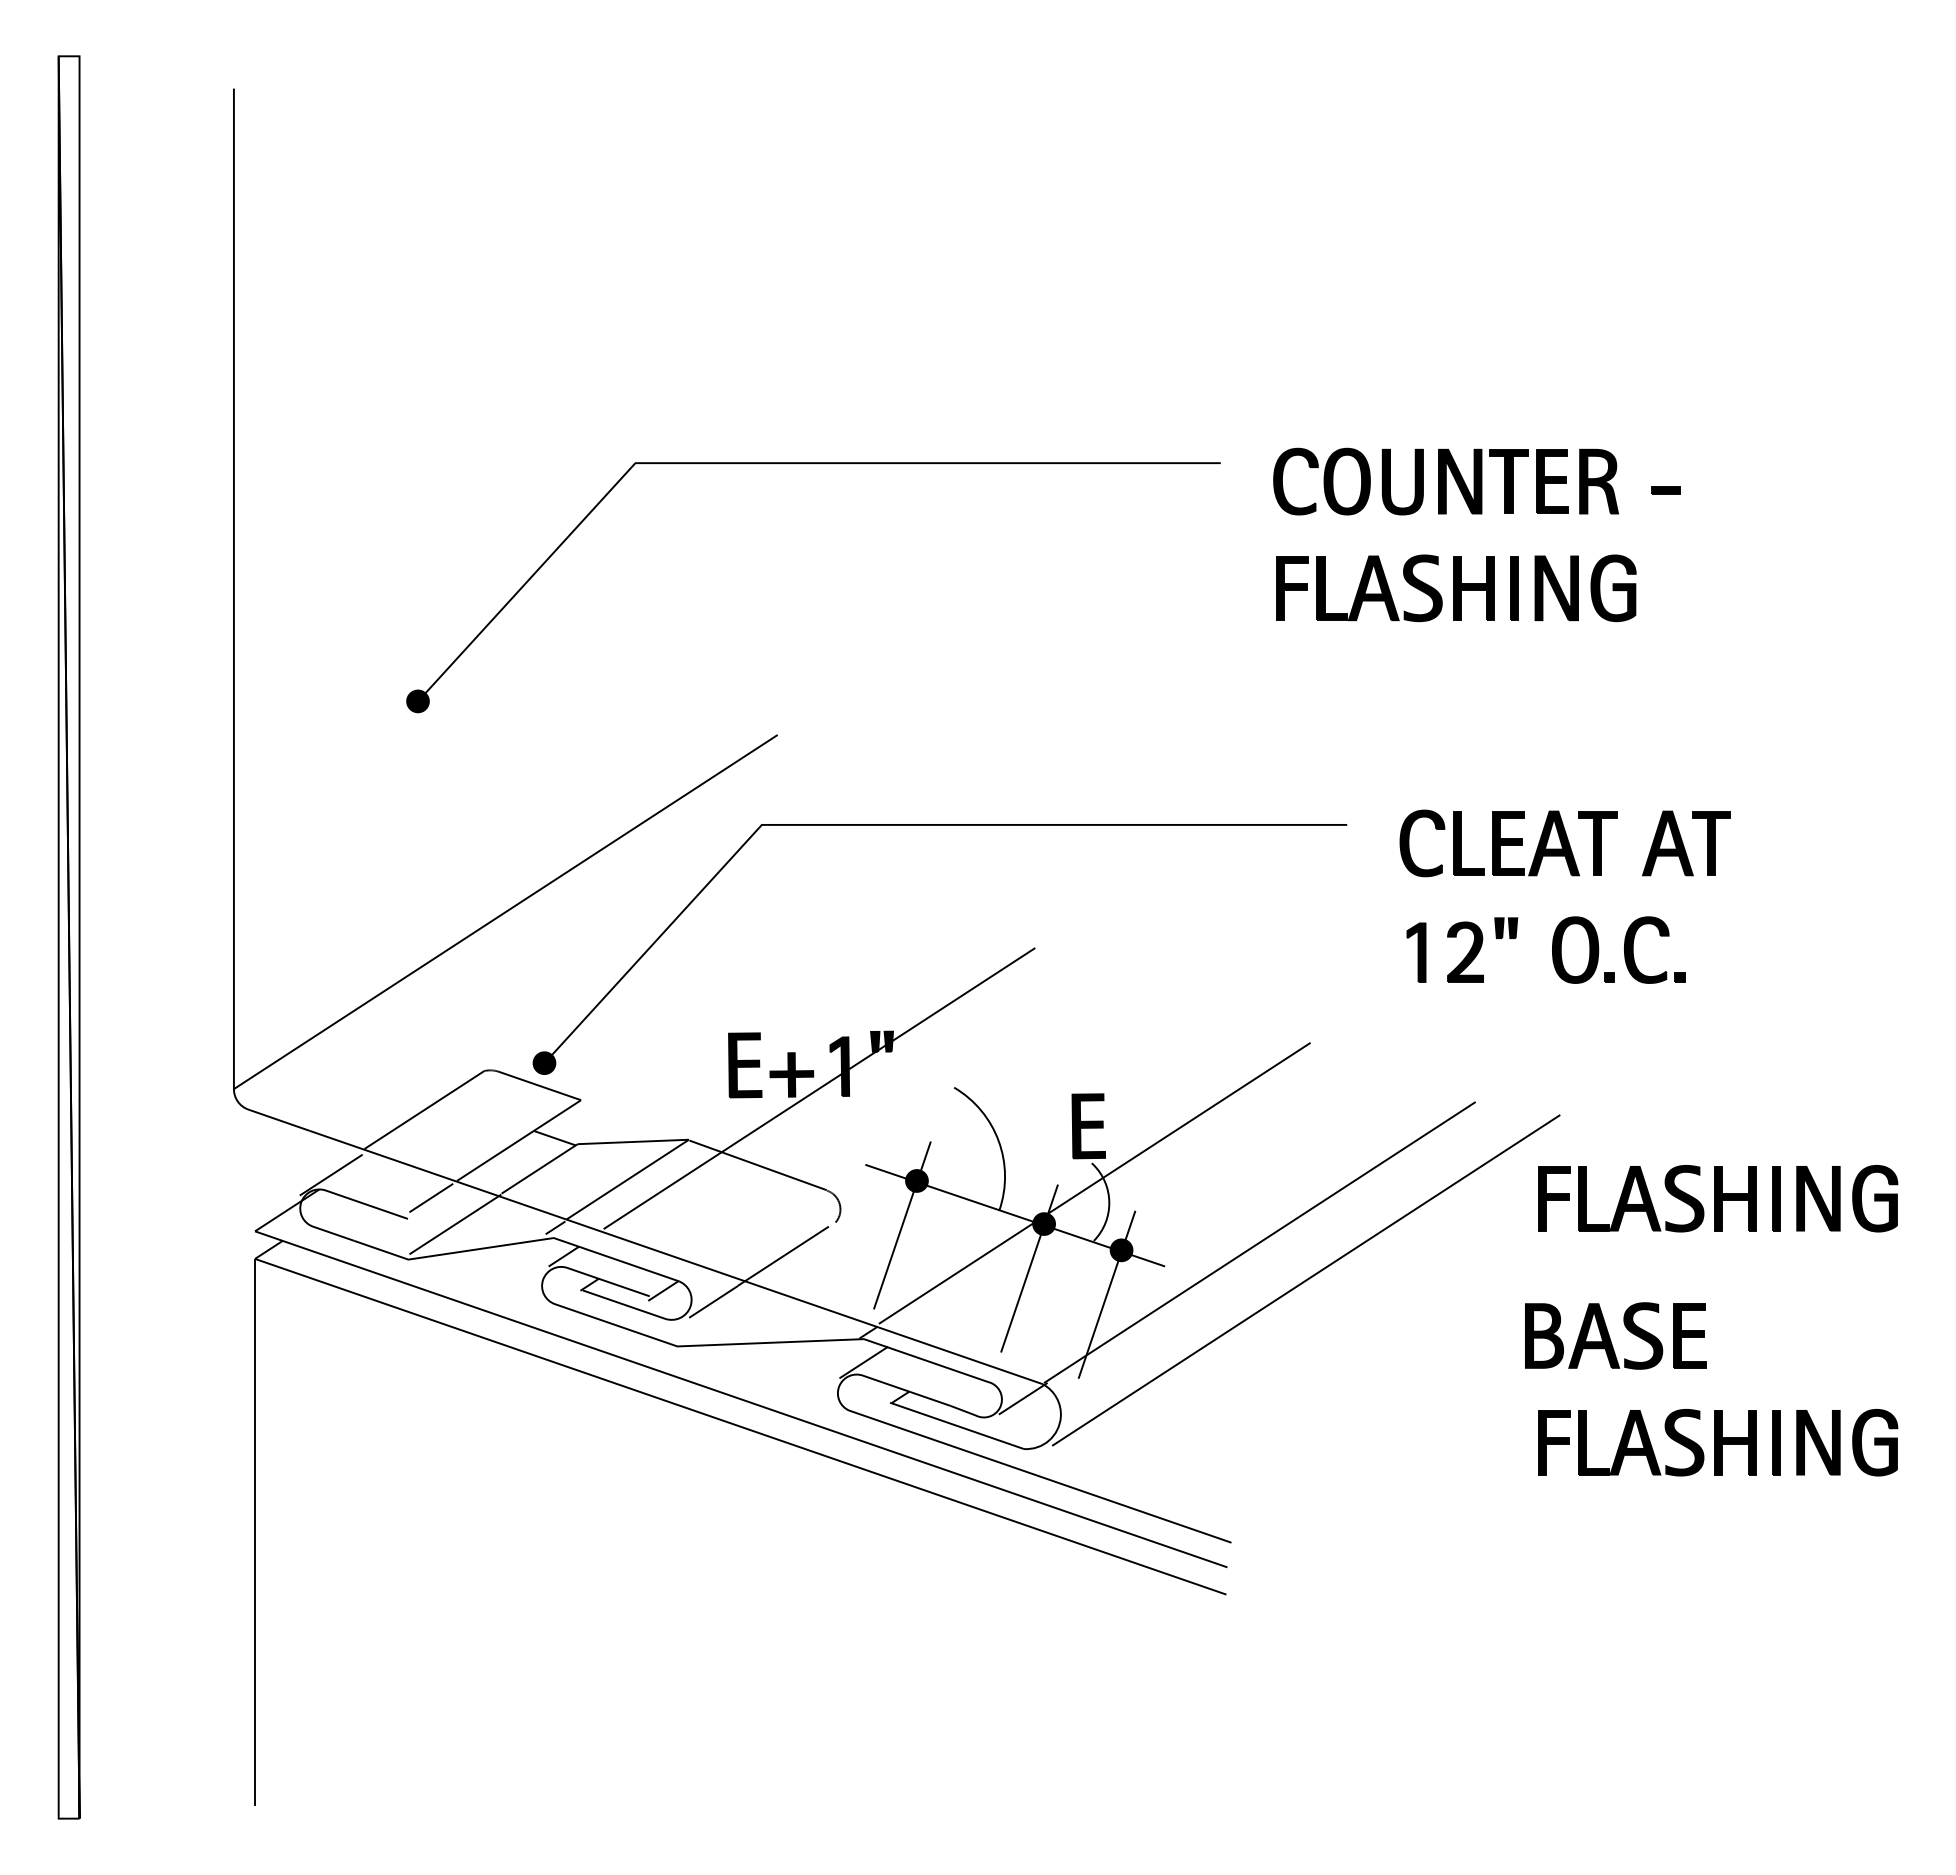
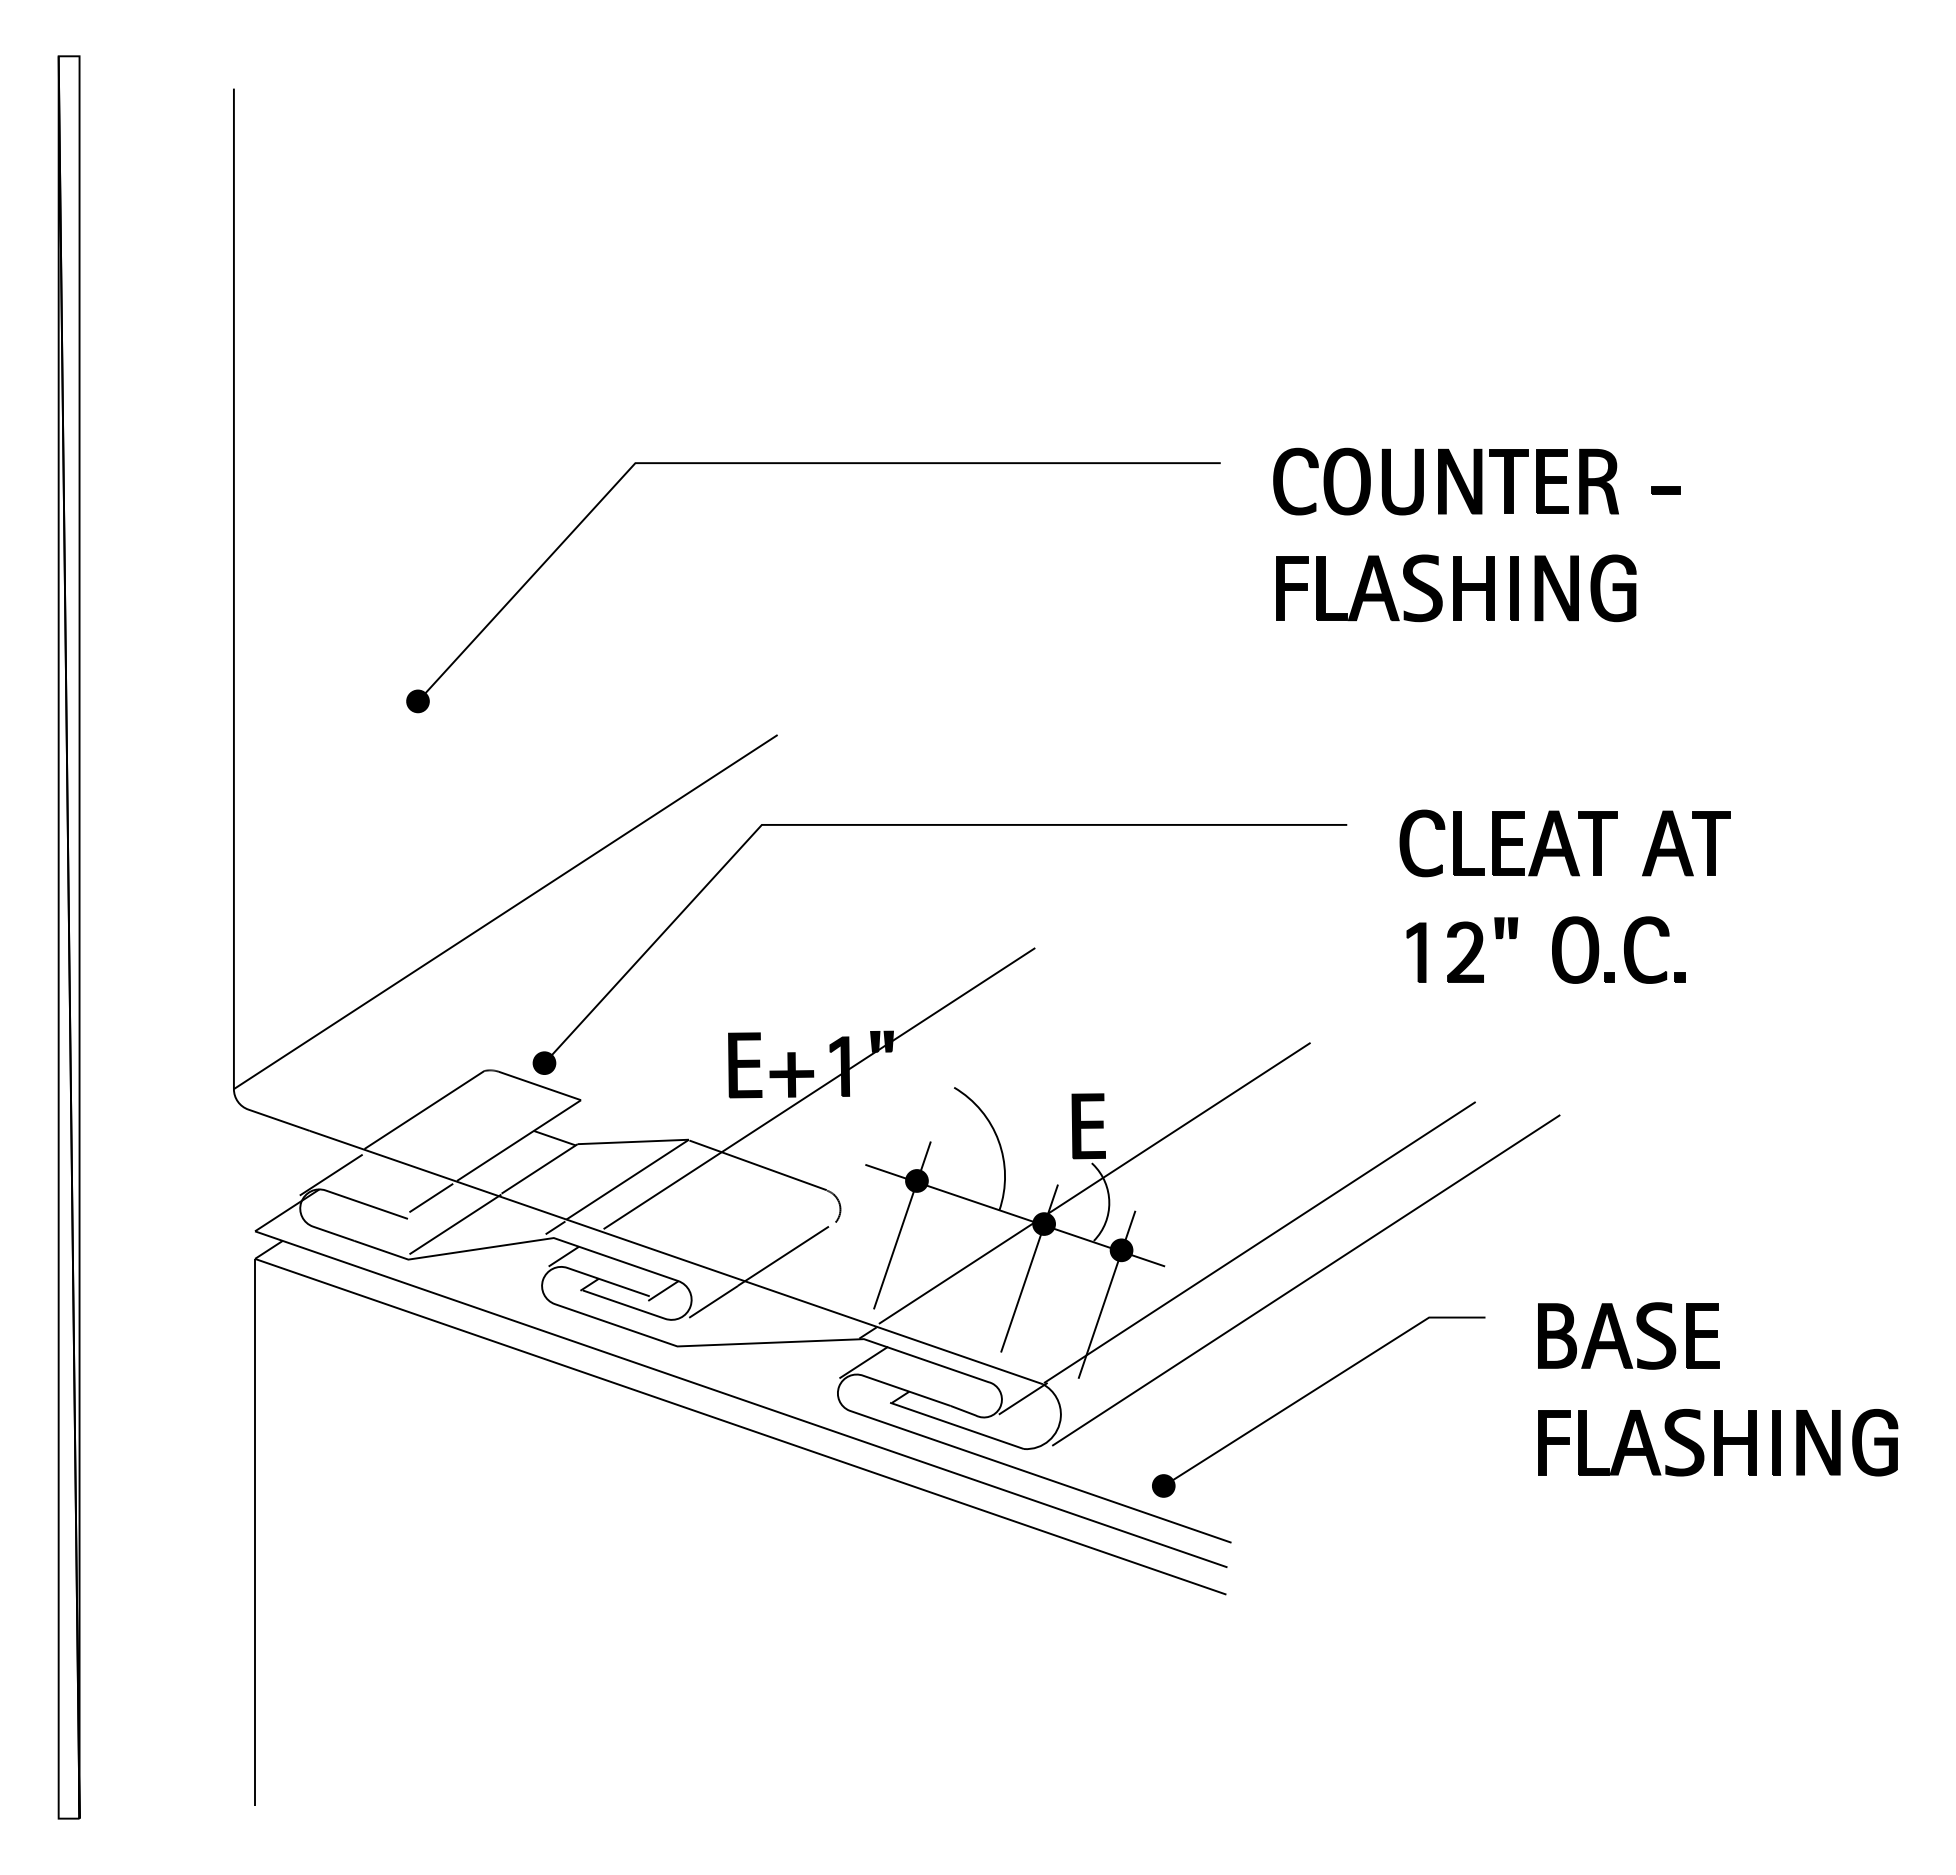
part: present -> none (1718, 1198)
part position: (1615, 1335) -> (1628, 1335) (1628, 1335)
part: none -> present (1311, 1393)
